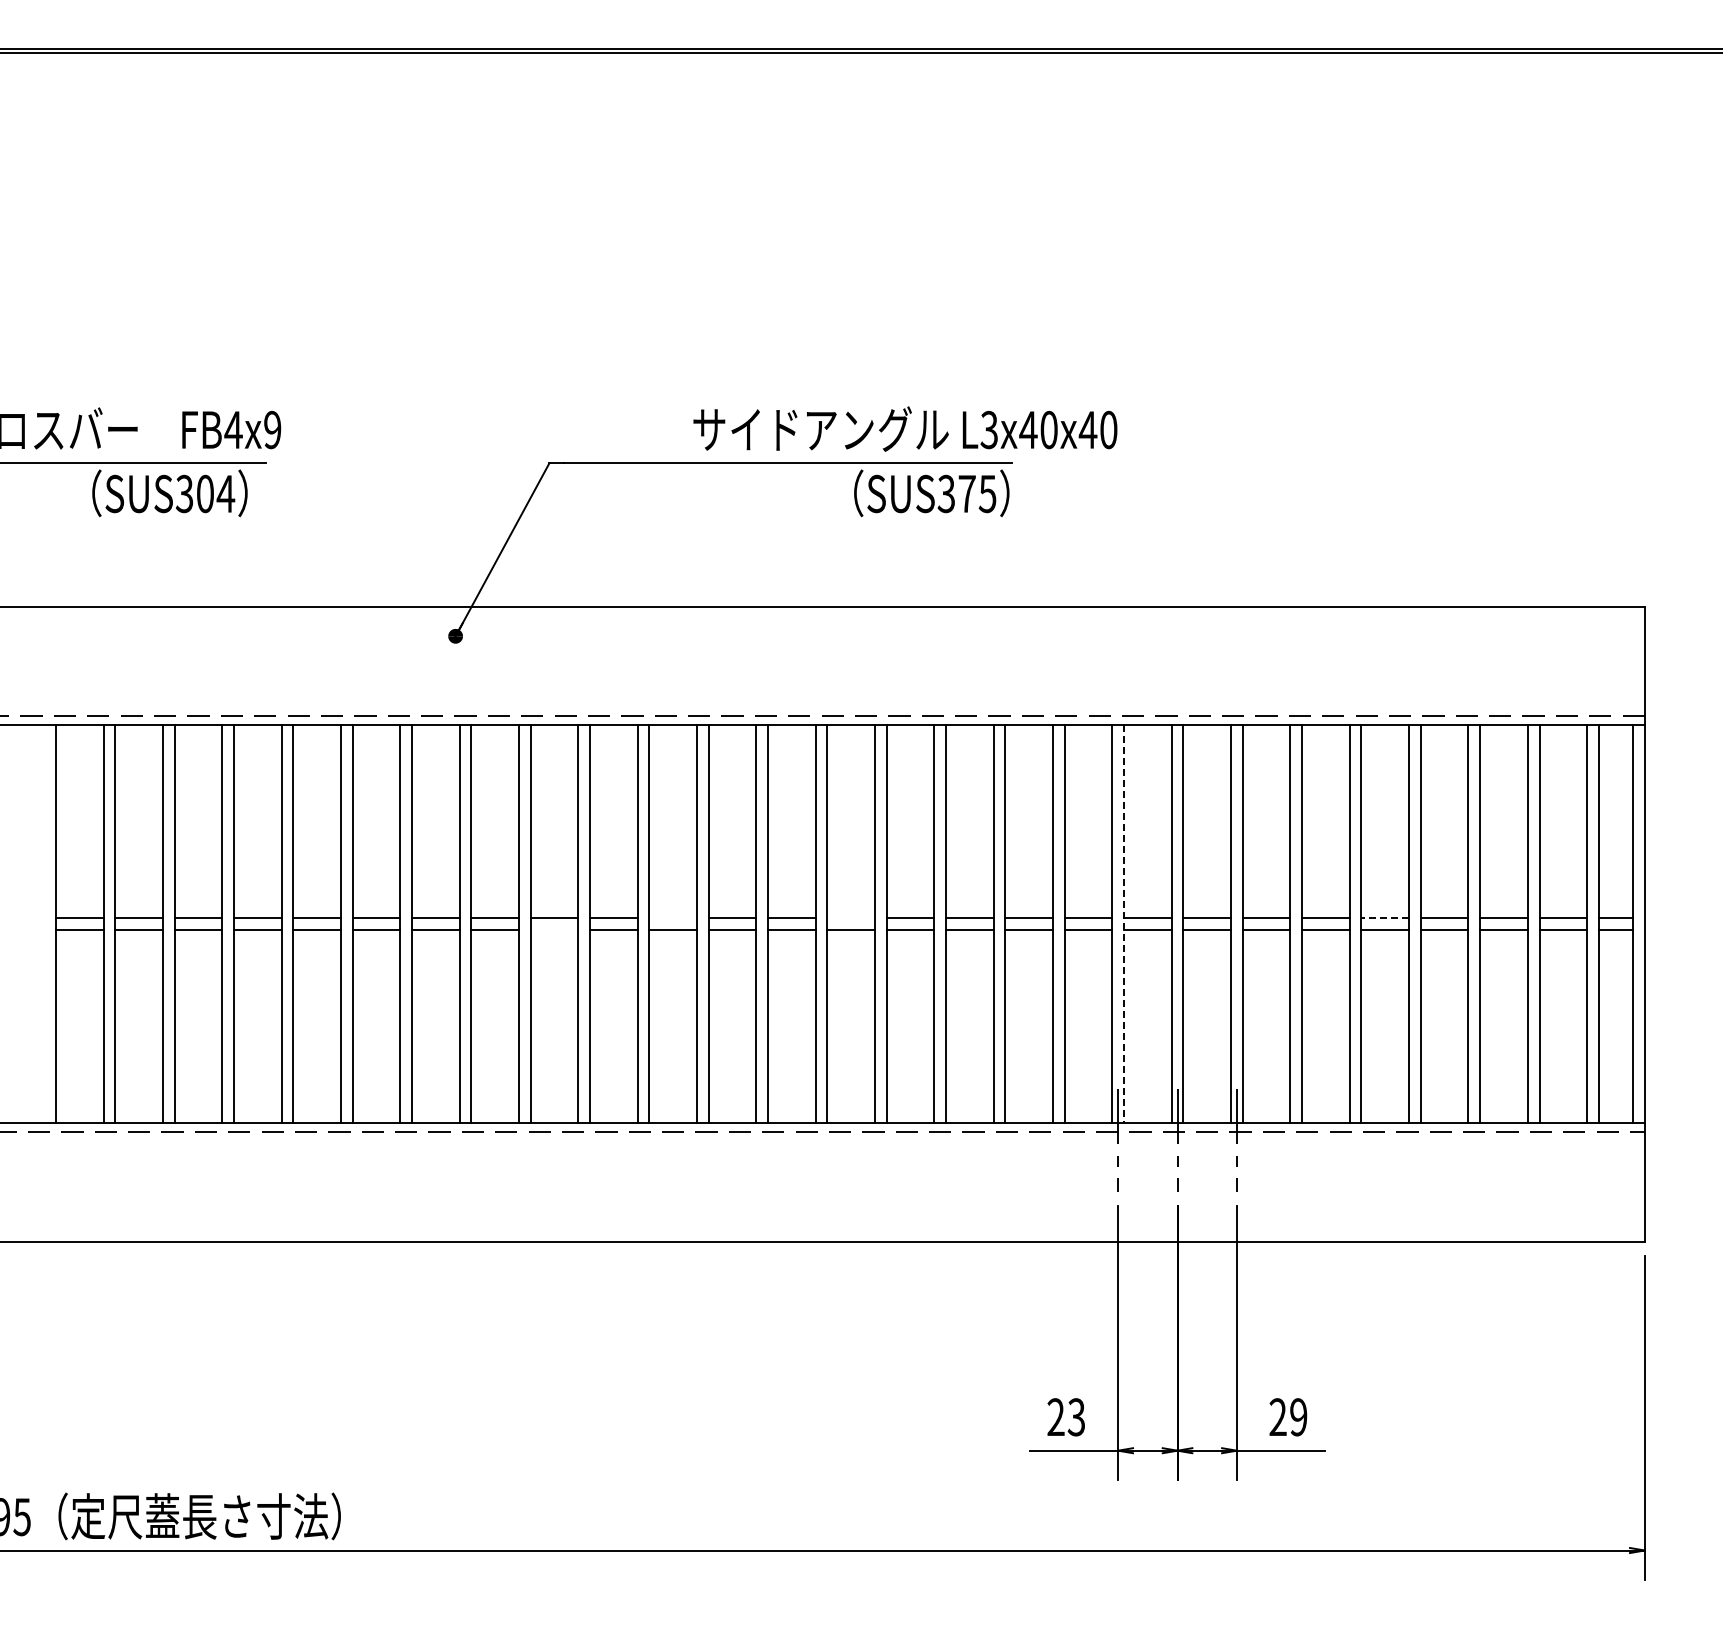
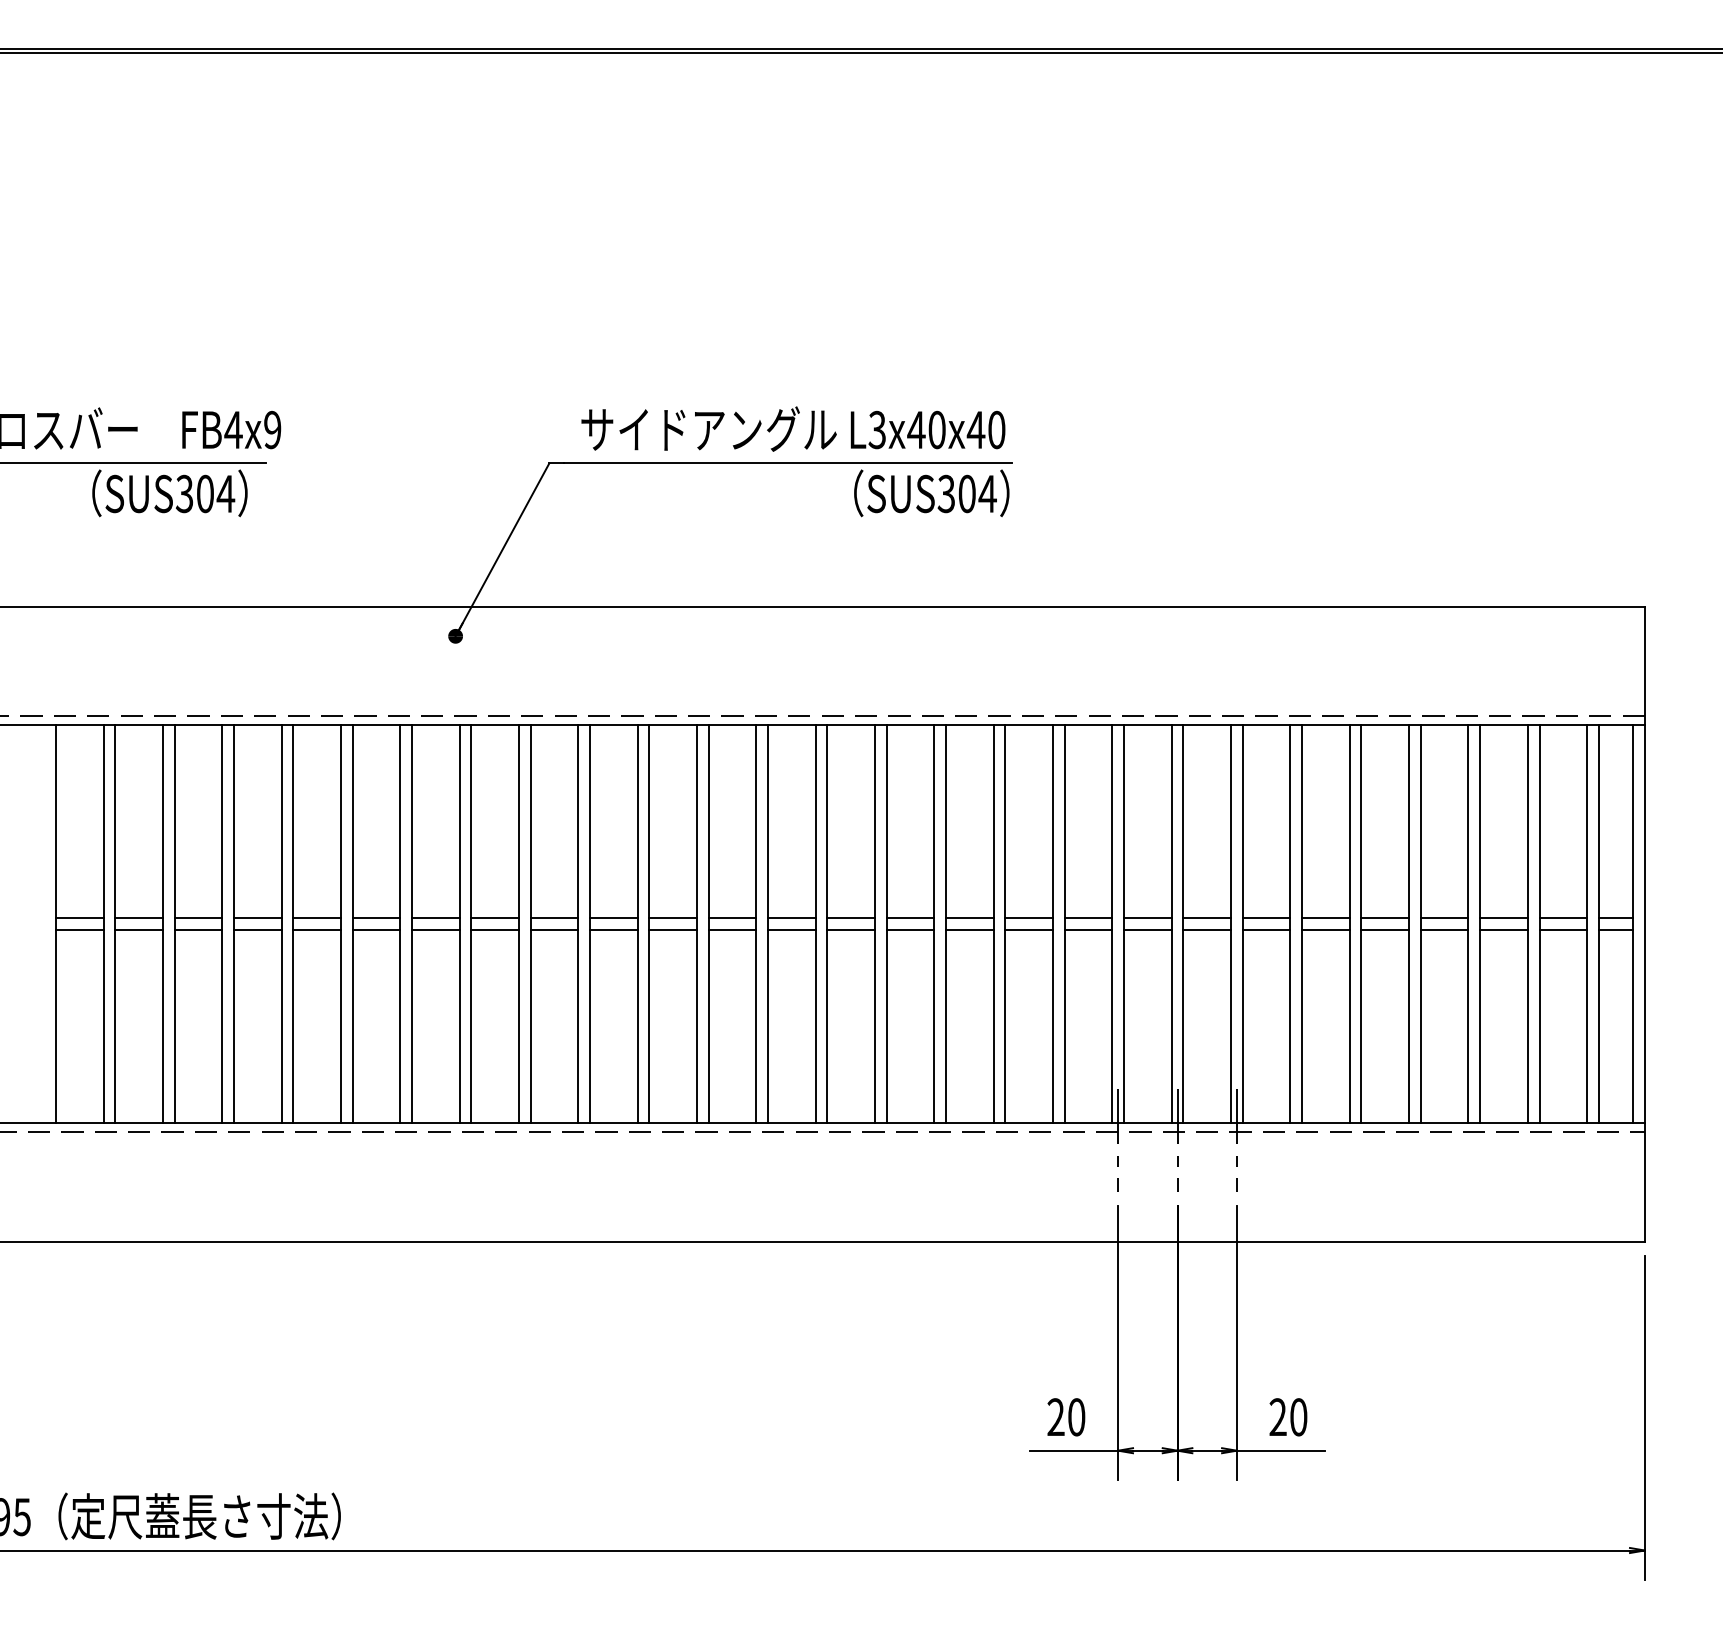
text position: (905, 428) -> (793, 428) (793, 428)
text: SUS375 -> SUS304 (977, 493)
line: none -> present (672, 918)
line: none -> present (850, 918)
line: dashed -> solid (1385, 918)
line: dashed -> solid (1124, 924)
line: none -> present (554, 930)
text: 23 -> 20 (1076, 1417)
text: 29 -> 20 (1298, 1417)
